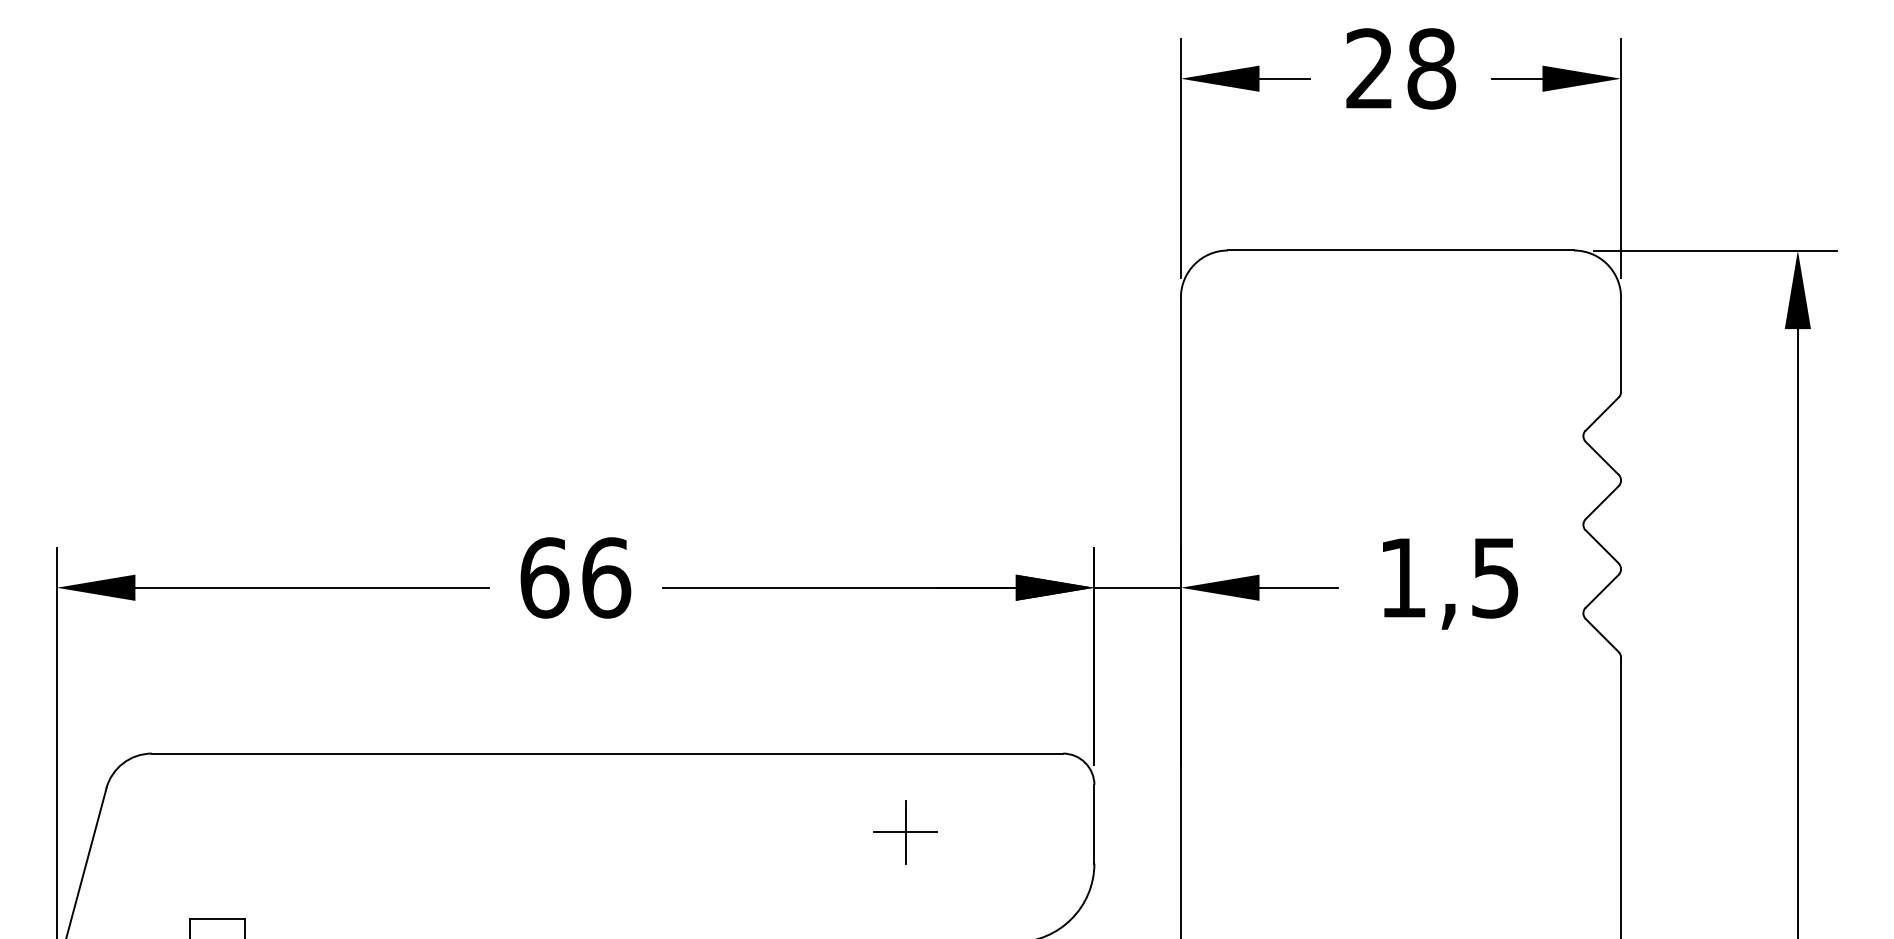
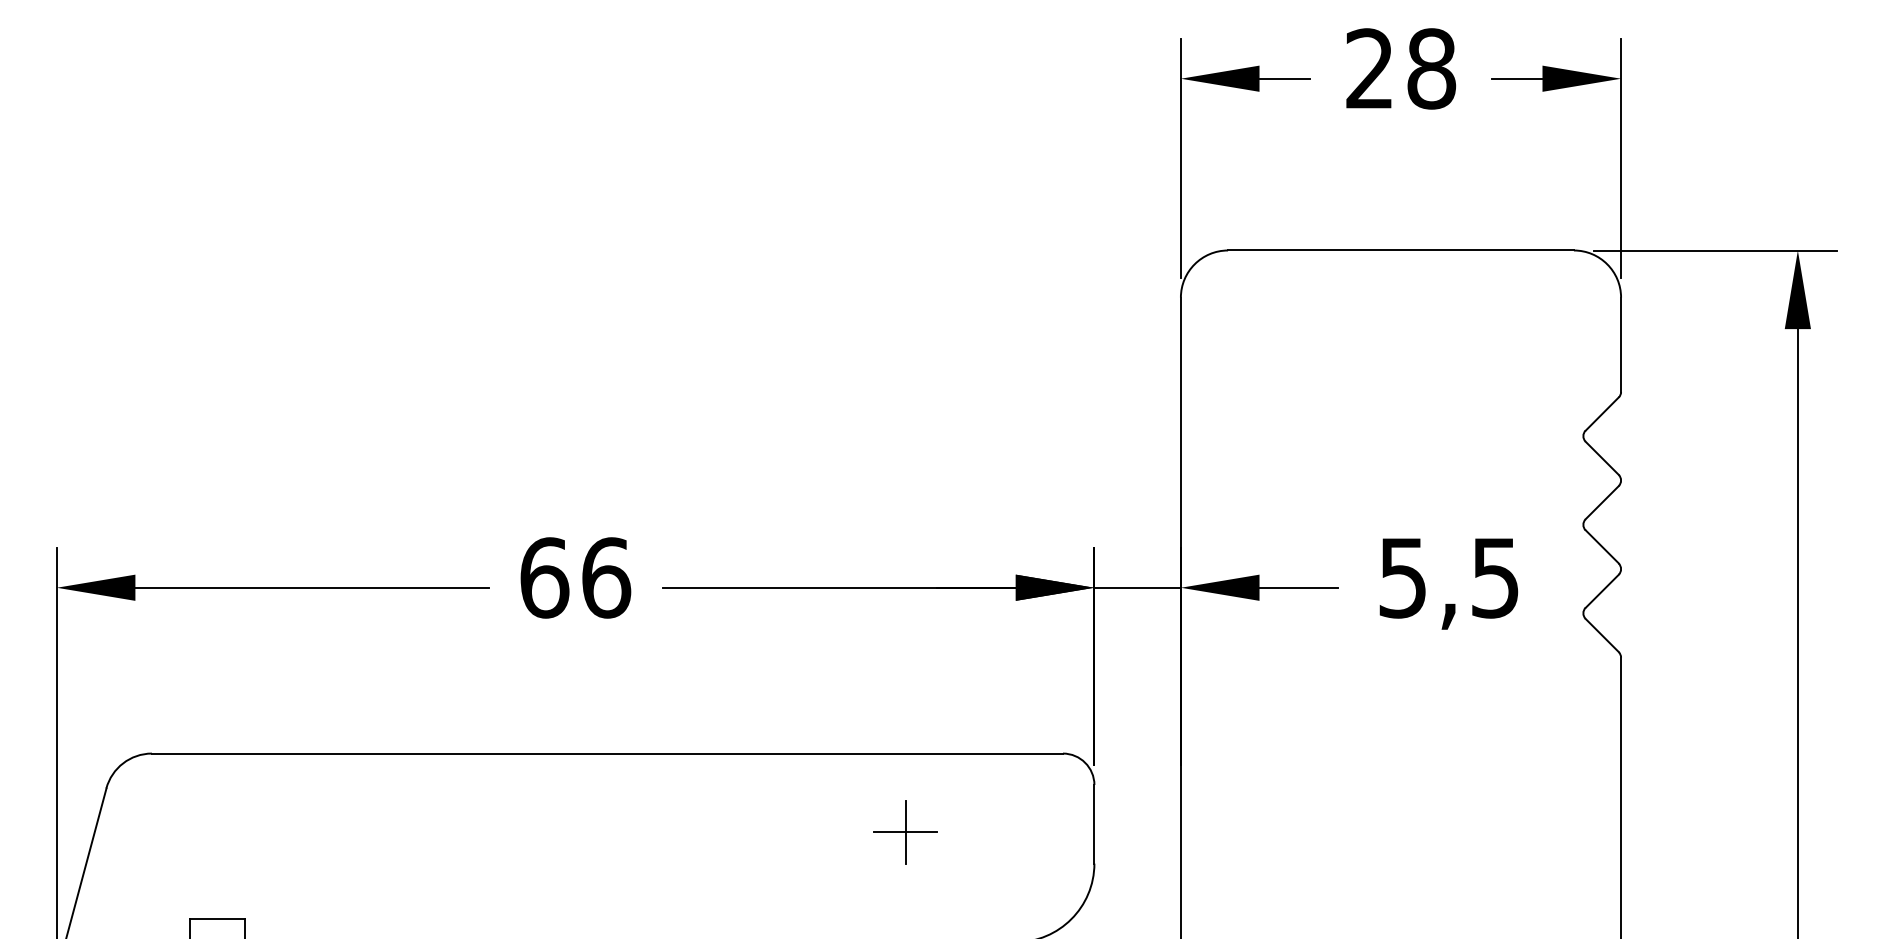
text: 1,5 -> 5,5 (1402, 578)
